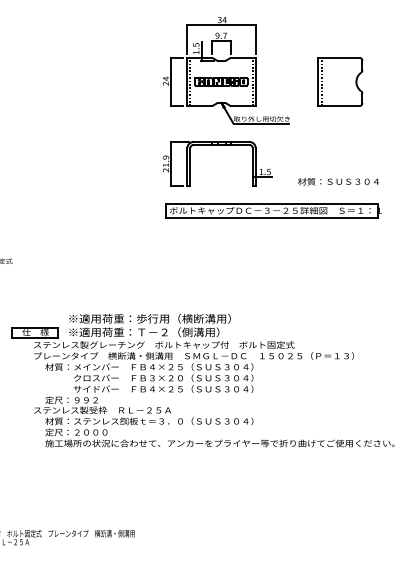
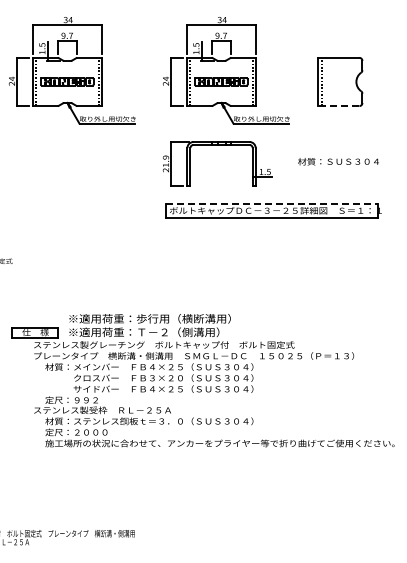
part: none -> present (72, 70)
line: solid -> dashed (338, 106)
text position: (338, 181) -> (338, 161) (338, 161)
line: solid -> dashed (271, 203)
